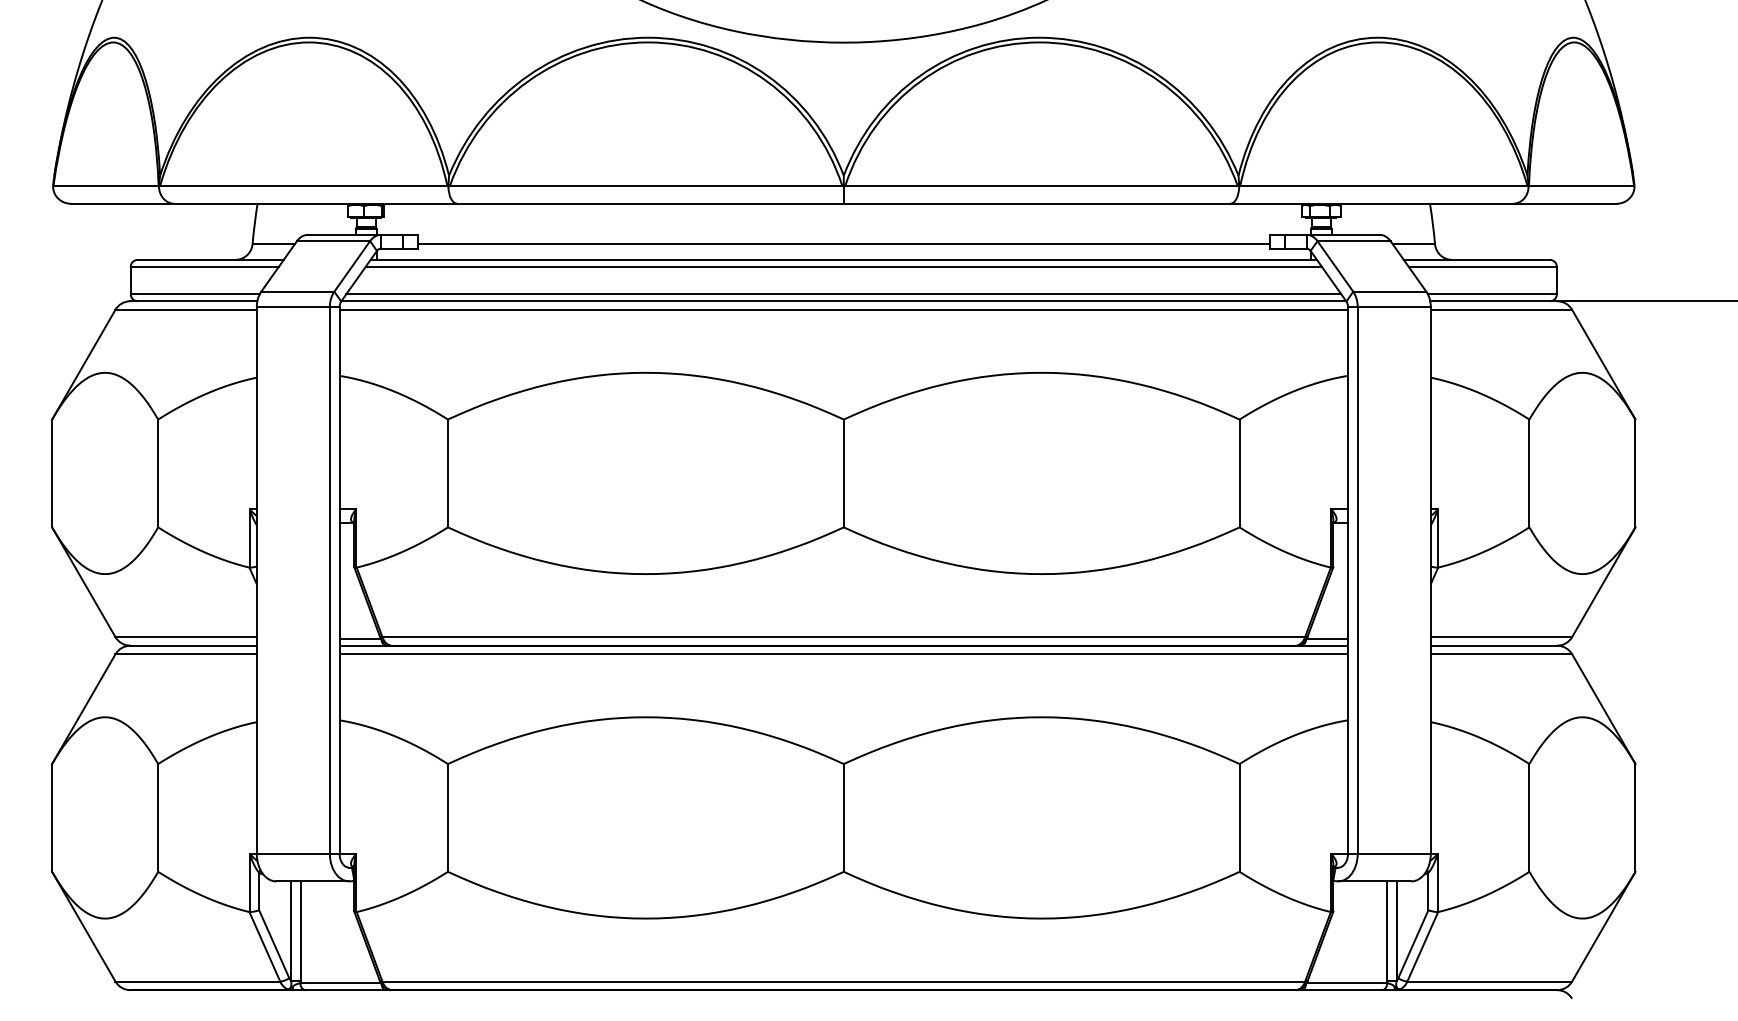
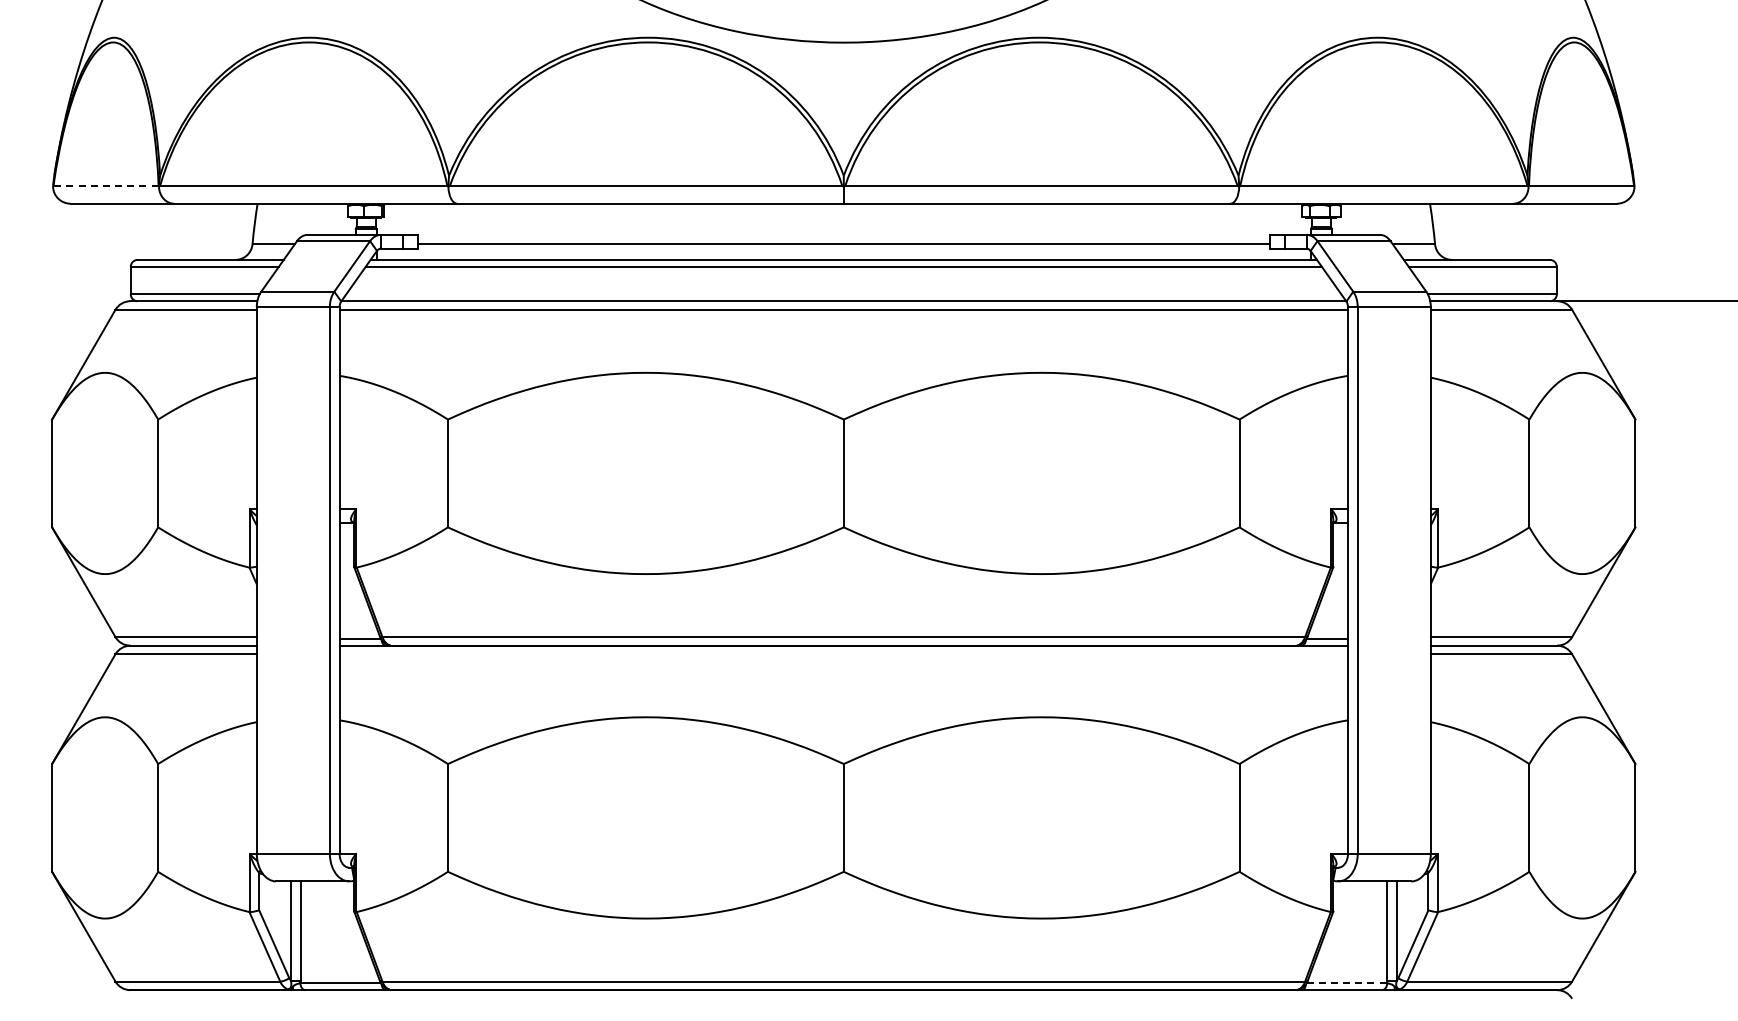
line: solid -> dashed (106, 185)
line: present -> none (843, 294)
line: present -> none (843, 654)
line: solid -> dashed (1347, 983)
